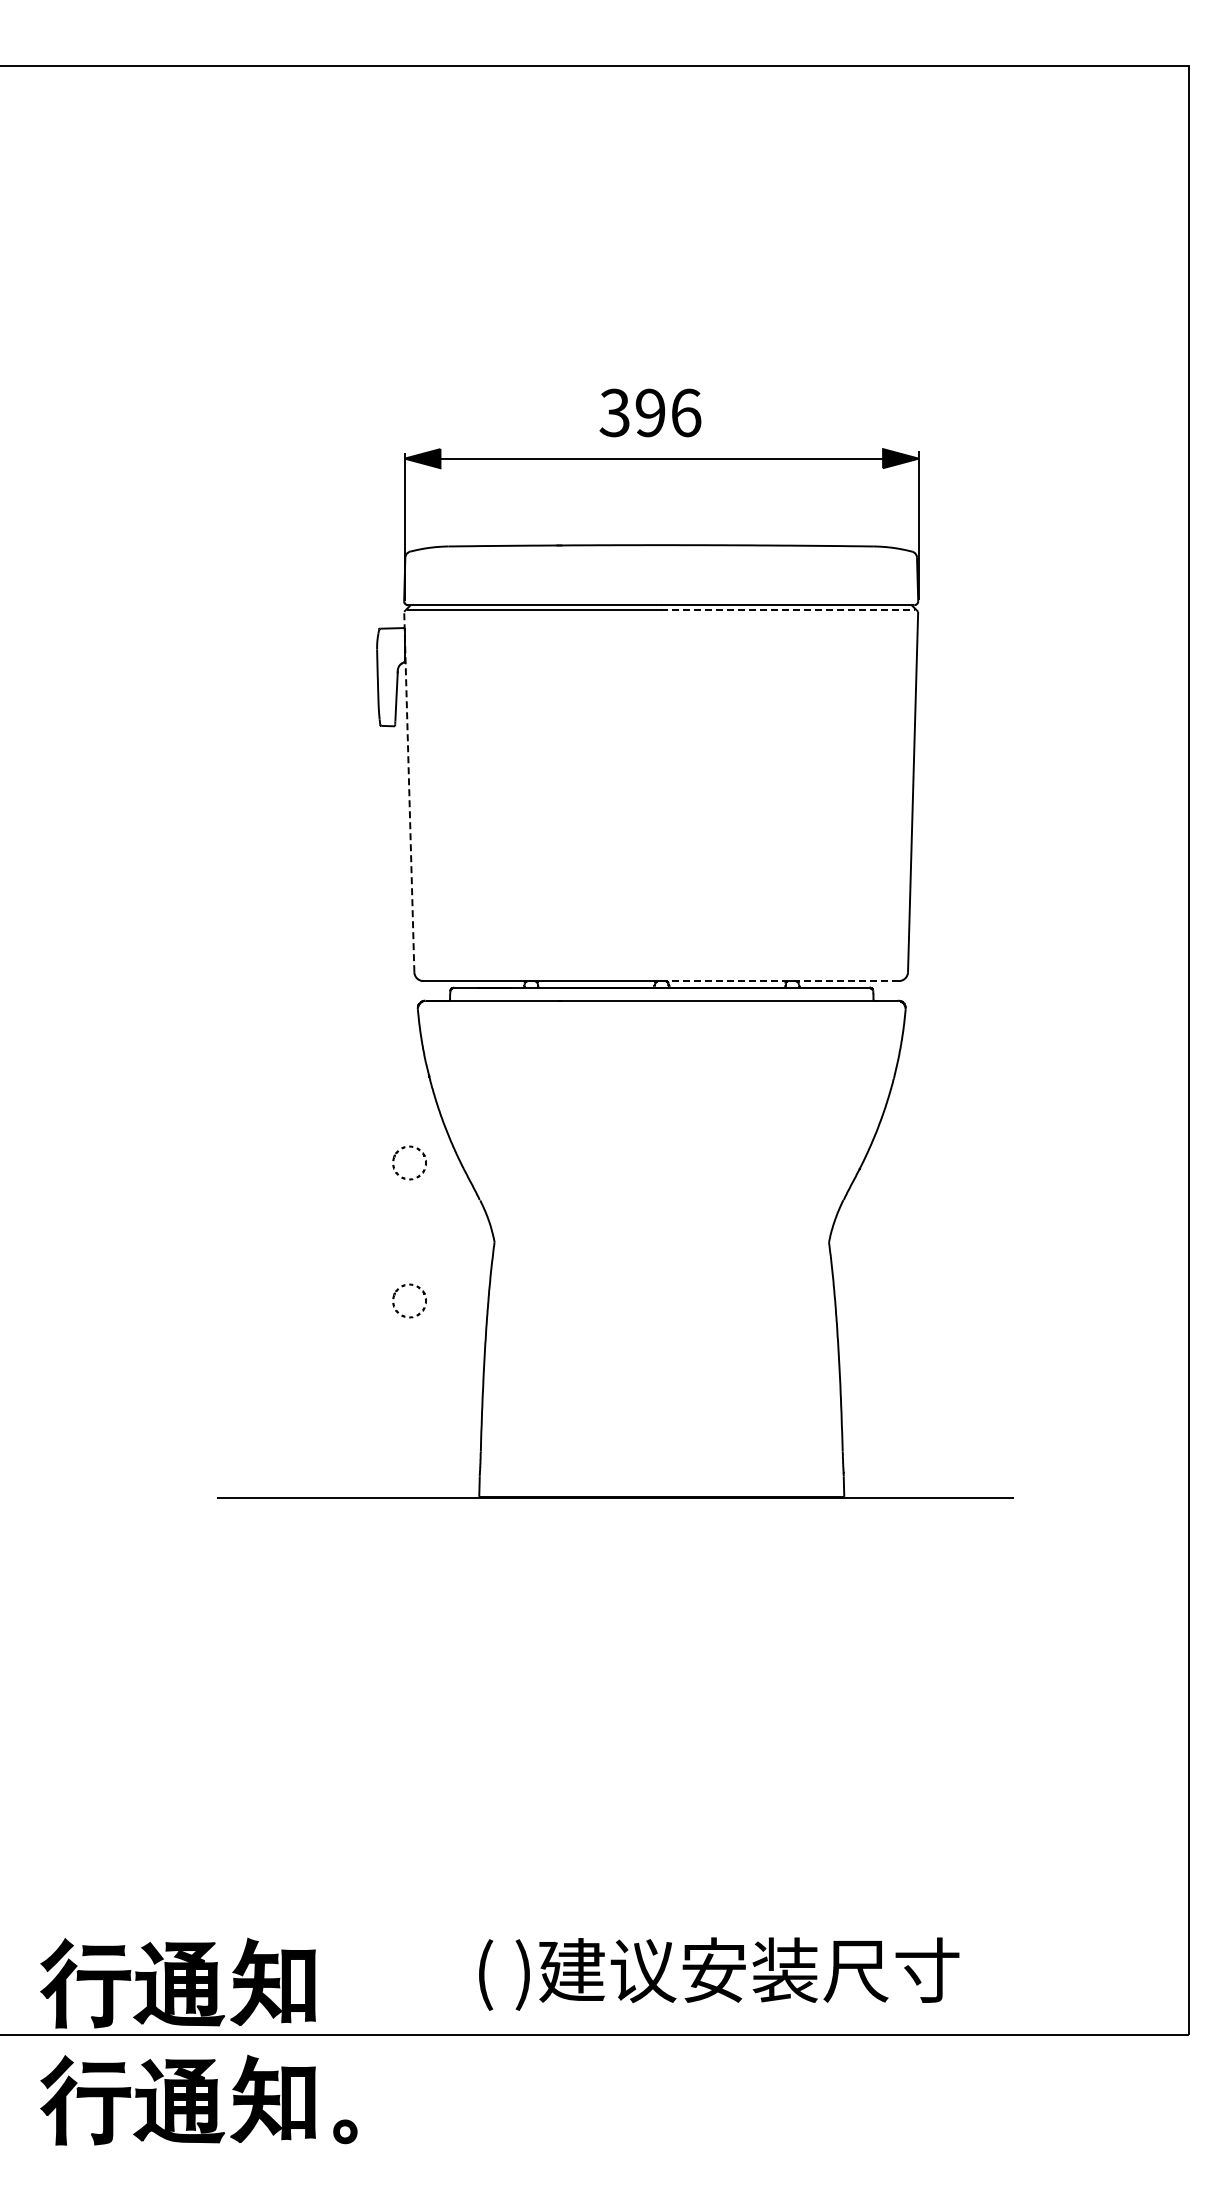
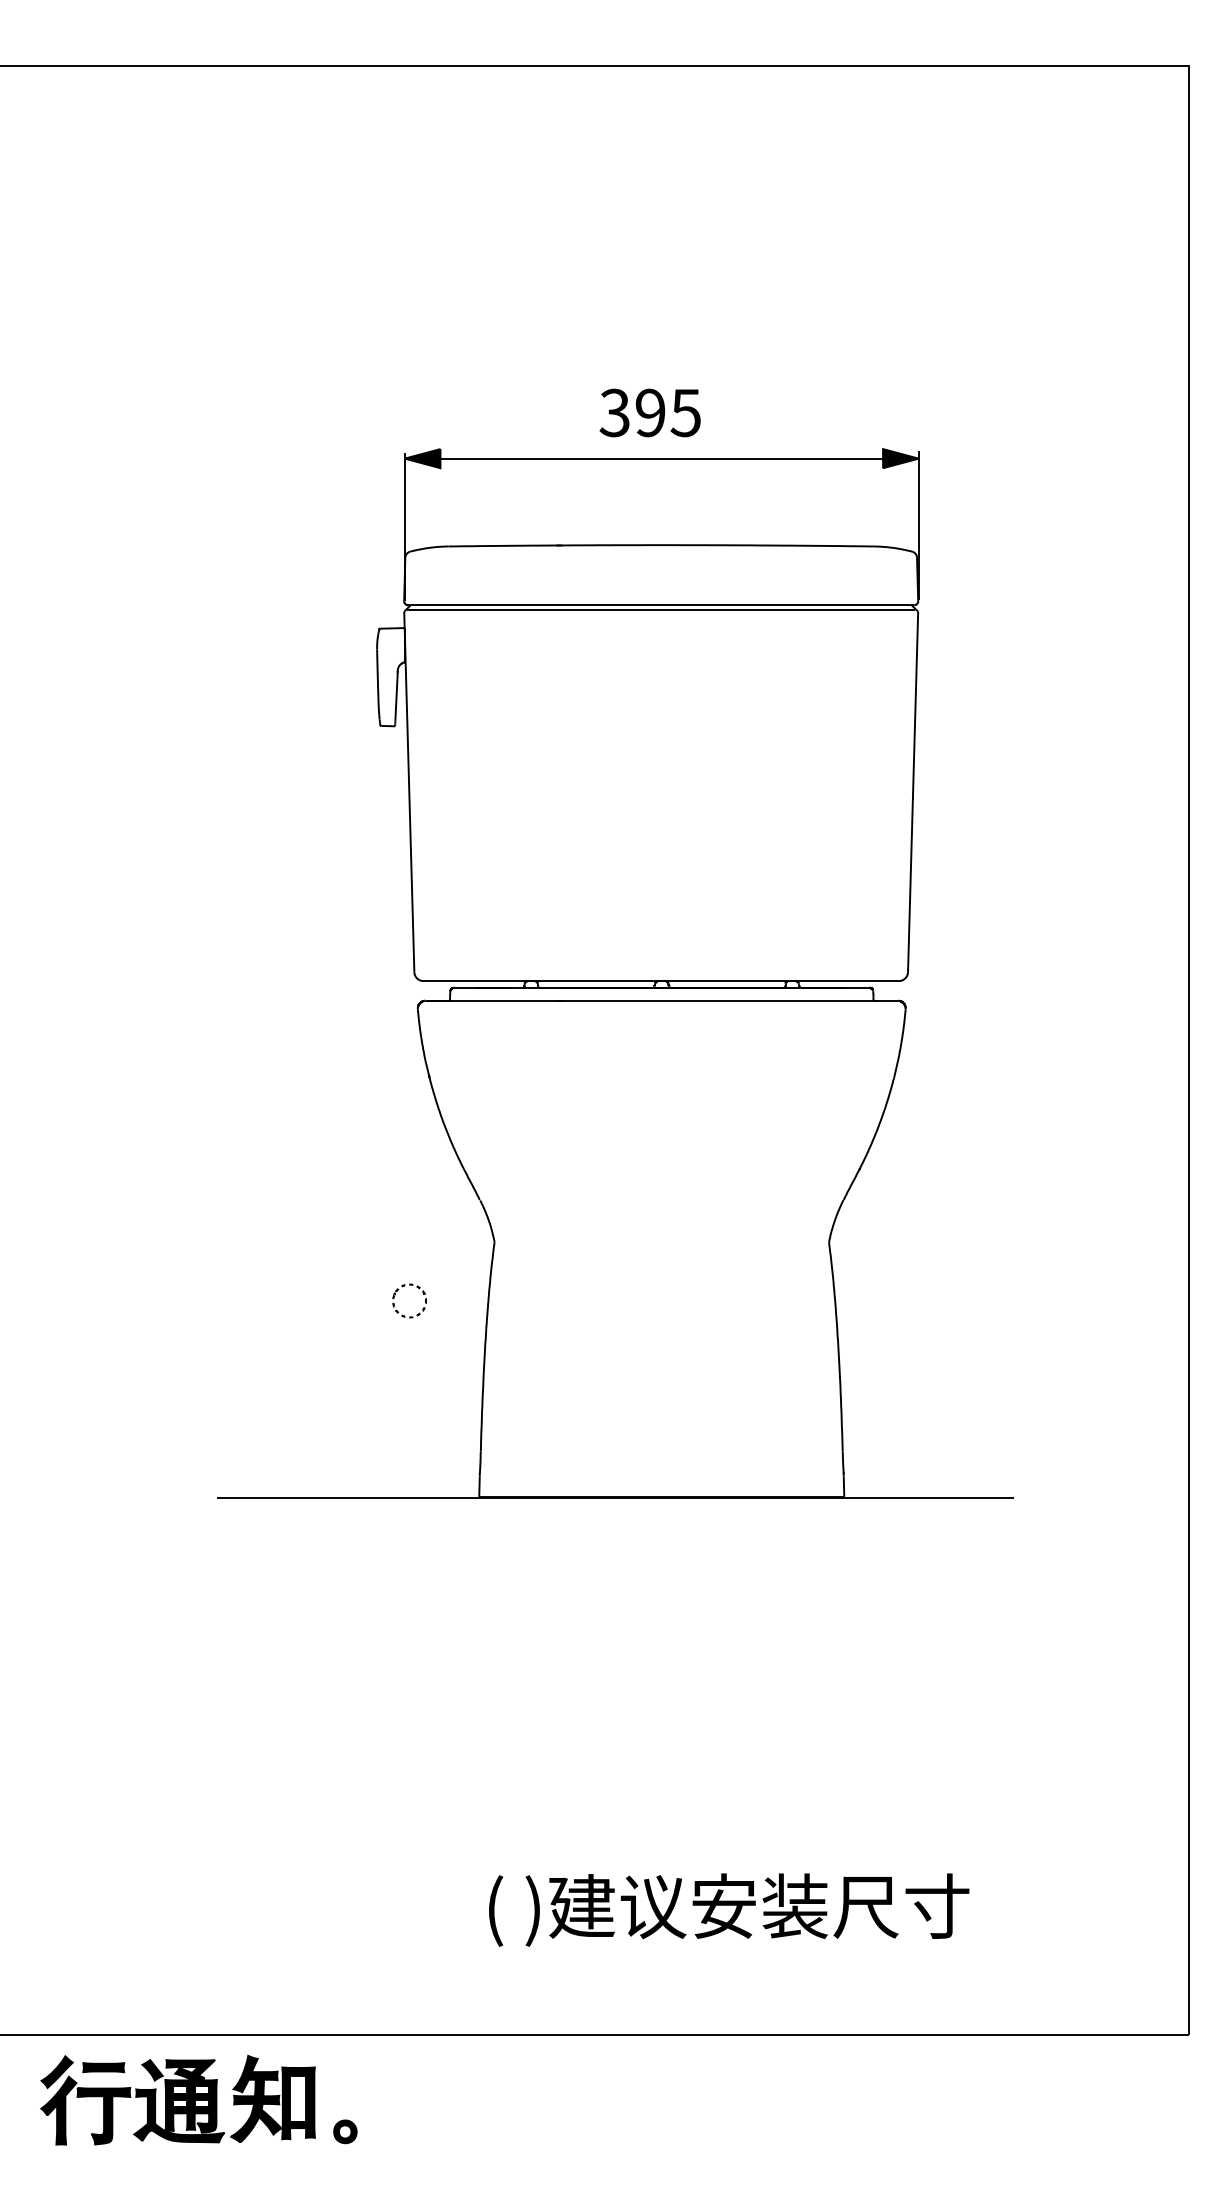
text: 396 -> 395 (685, 412)
line: dashed -> solid (788, 610)
line: dashed -> solid (409, 791)
line: dashed -> solid (780, 981)
part: present -> none (405, 1148)
text position: (719, 1973) -> (729, 1909) (729, 1909)
part: present -> none (177, 1982)
